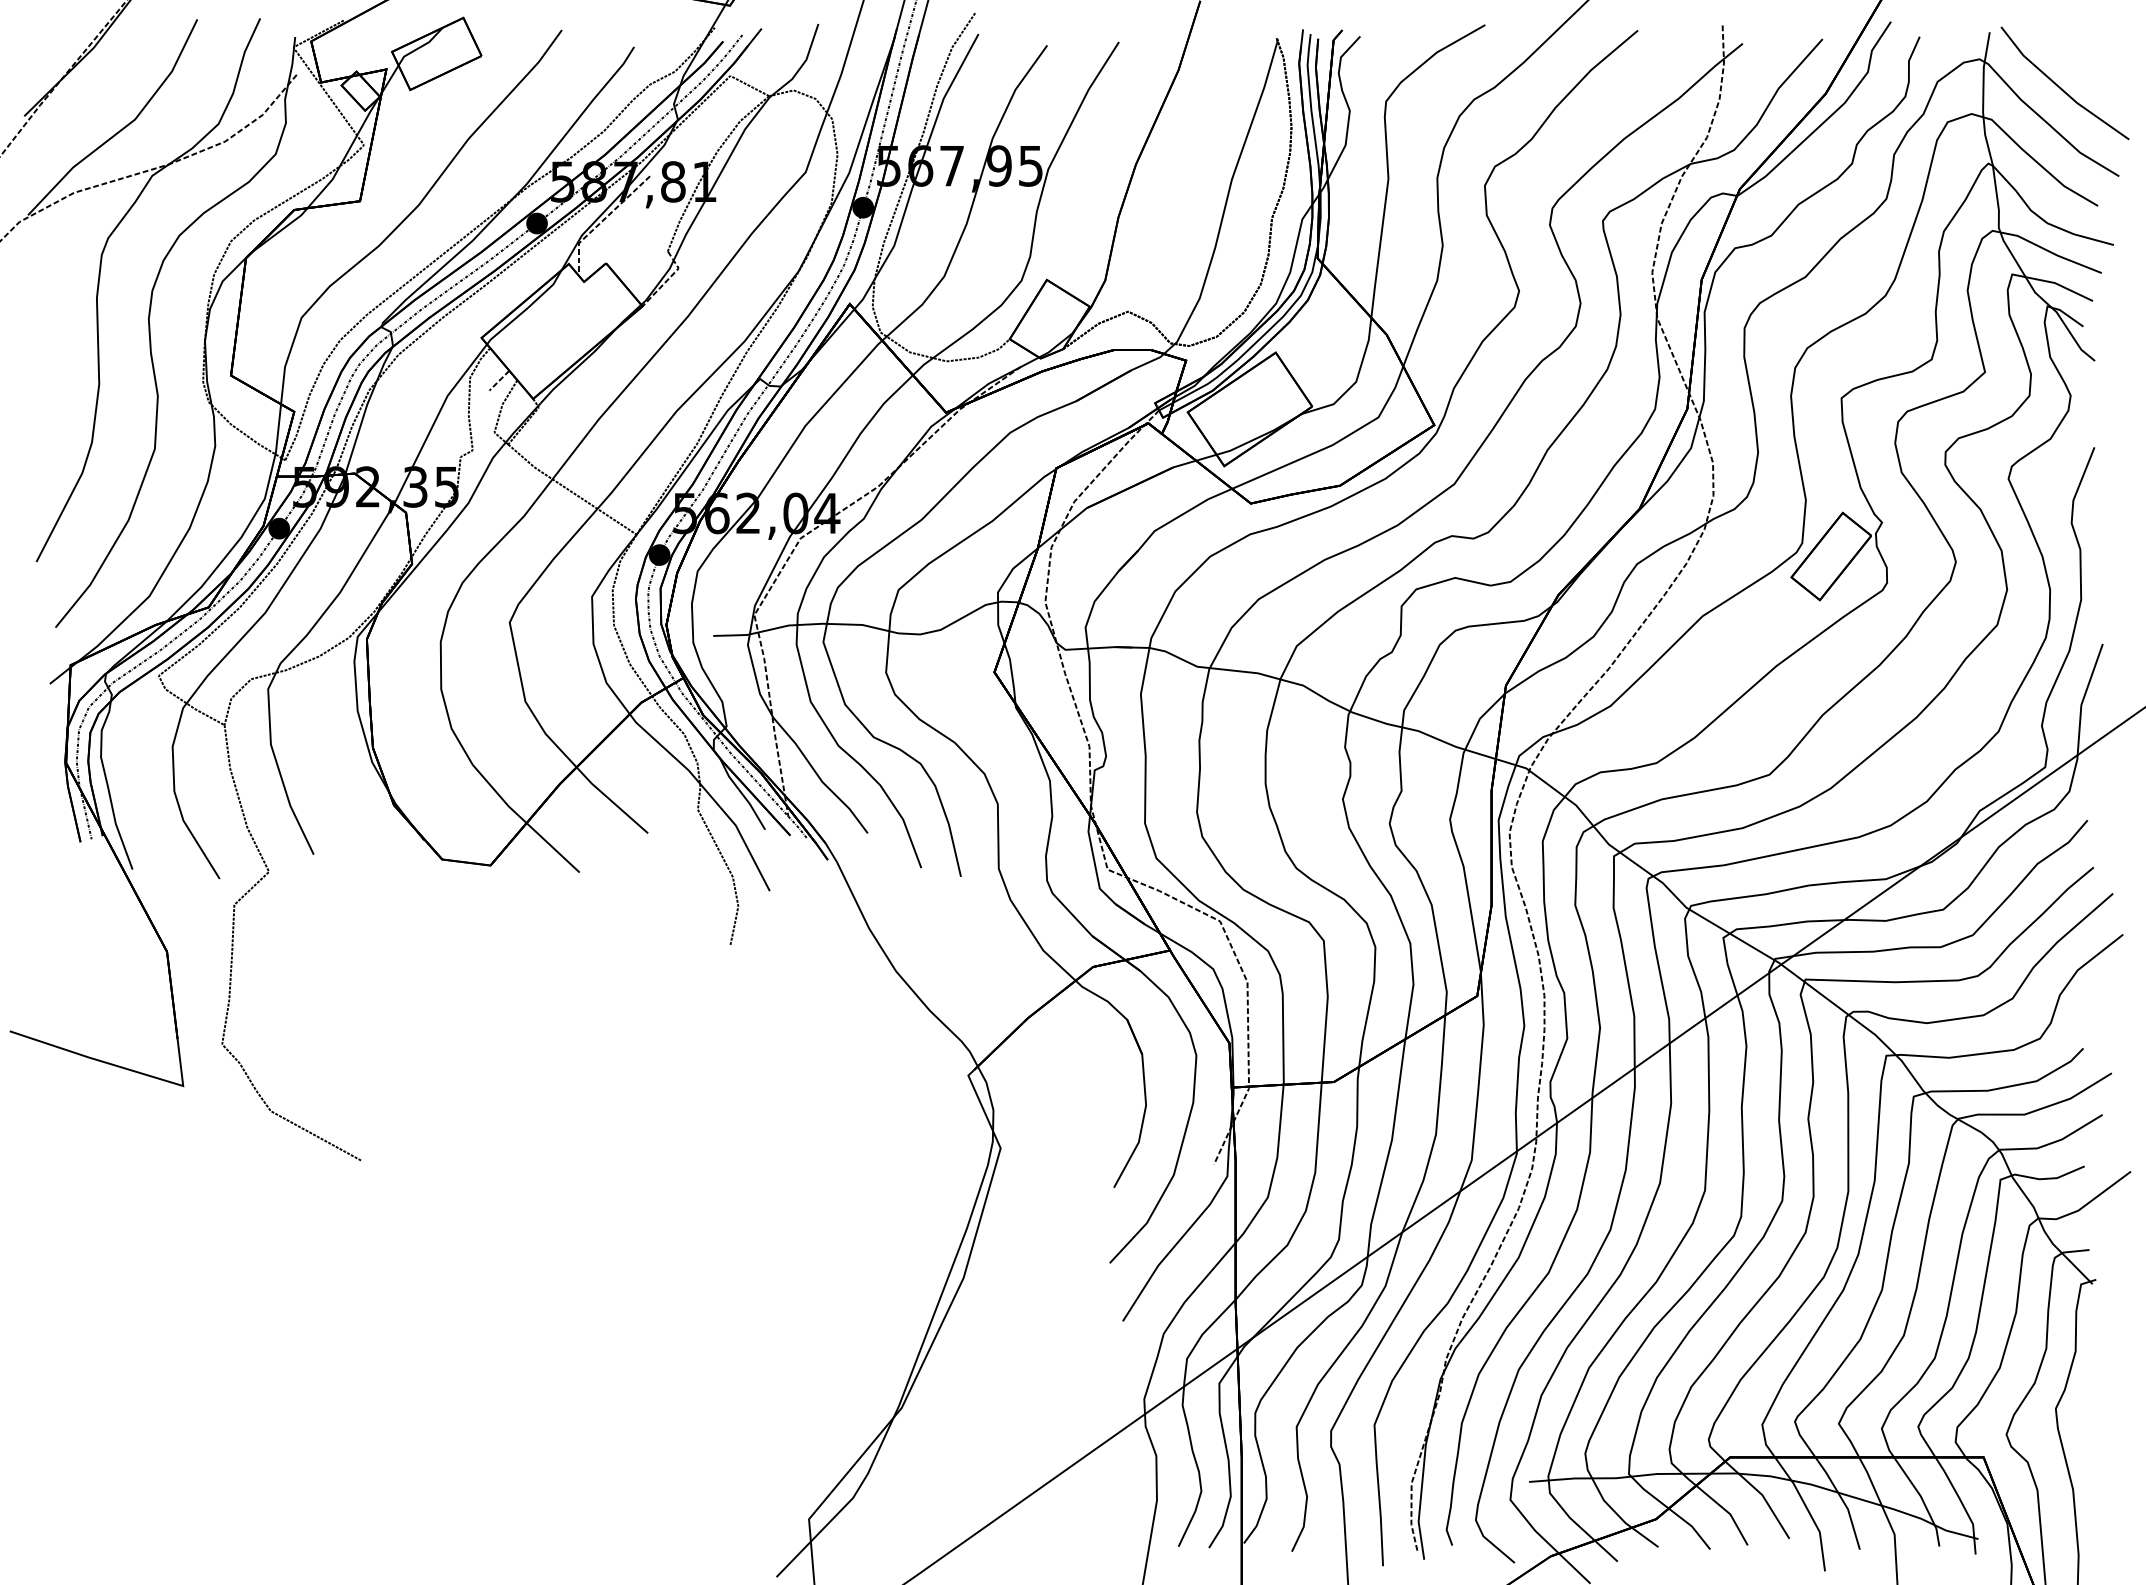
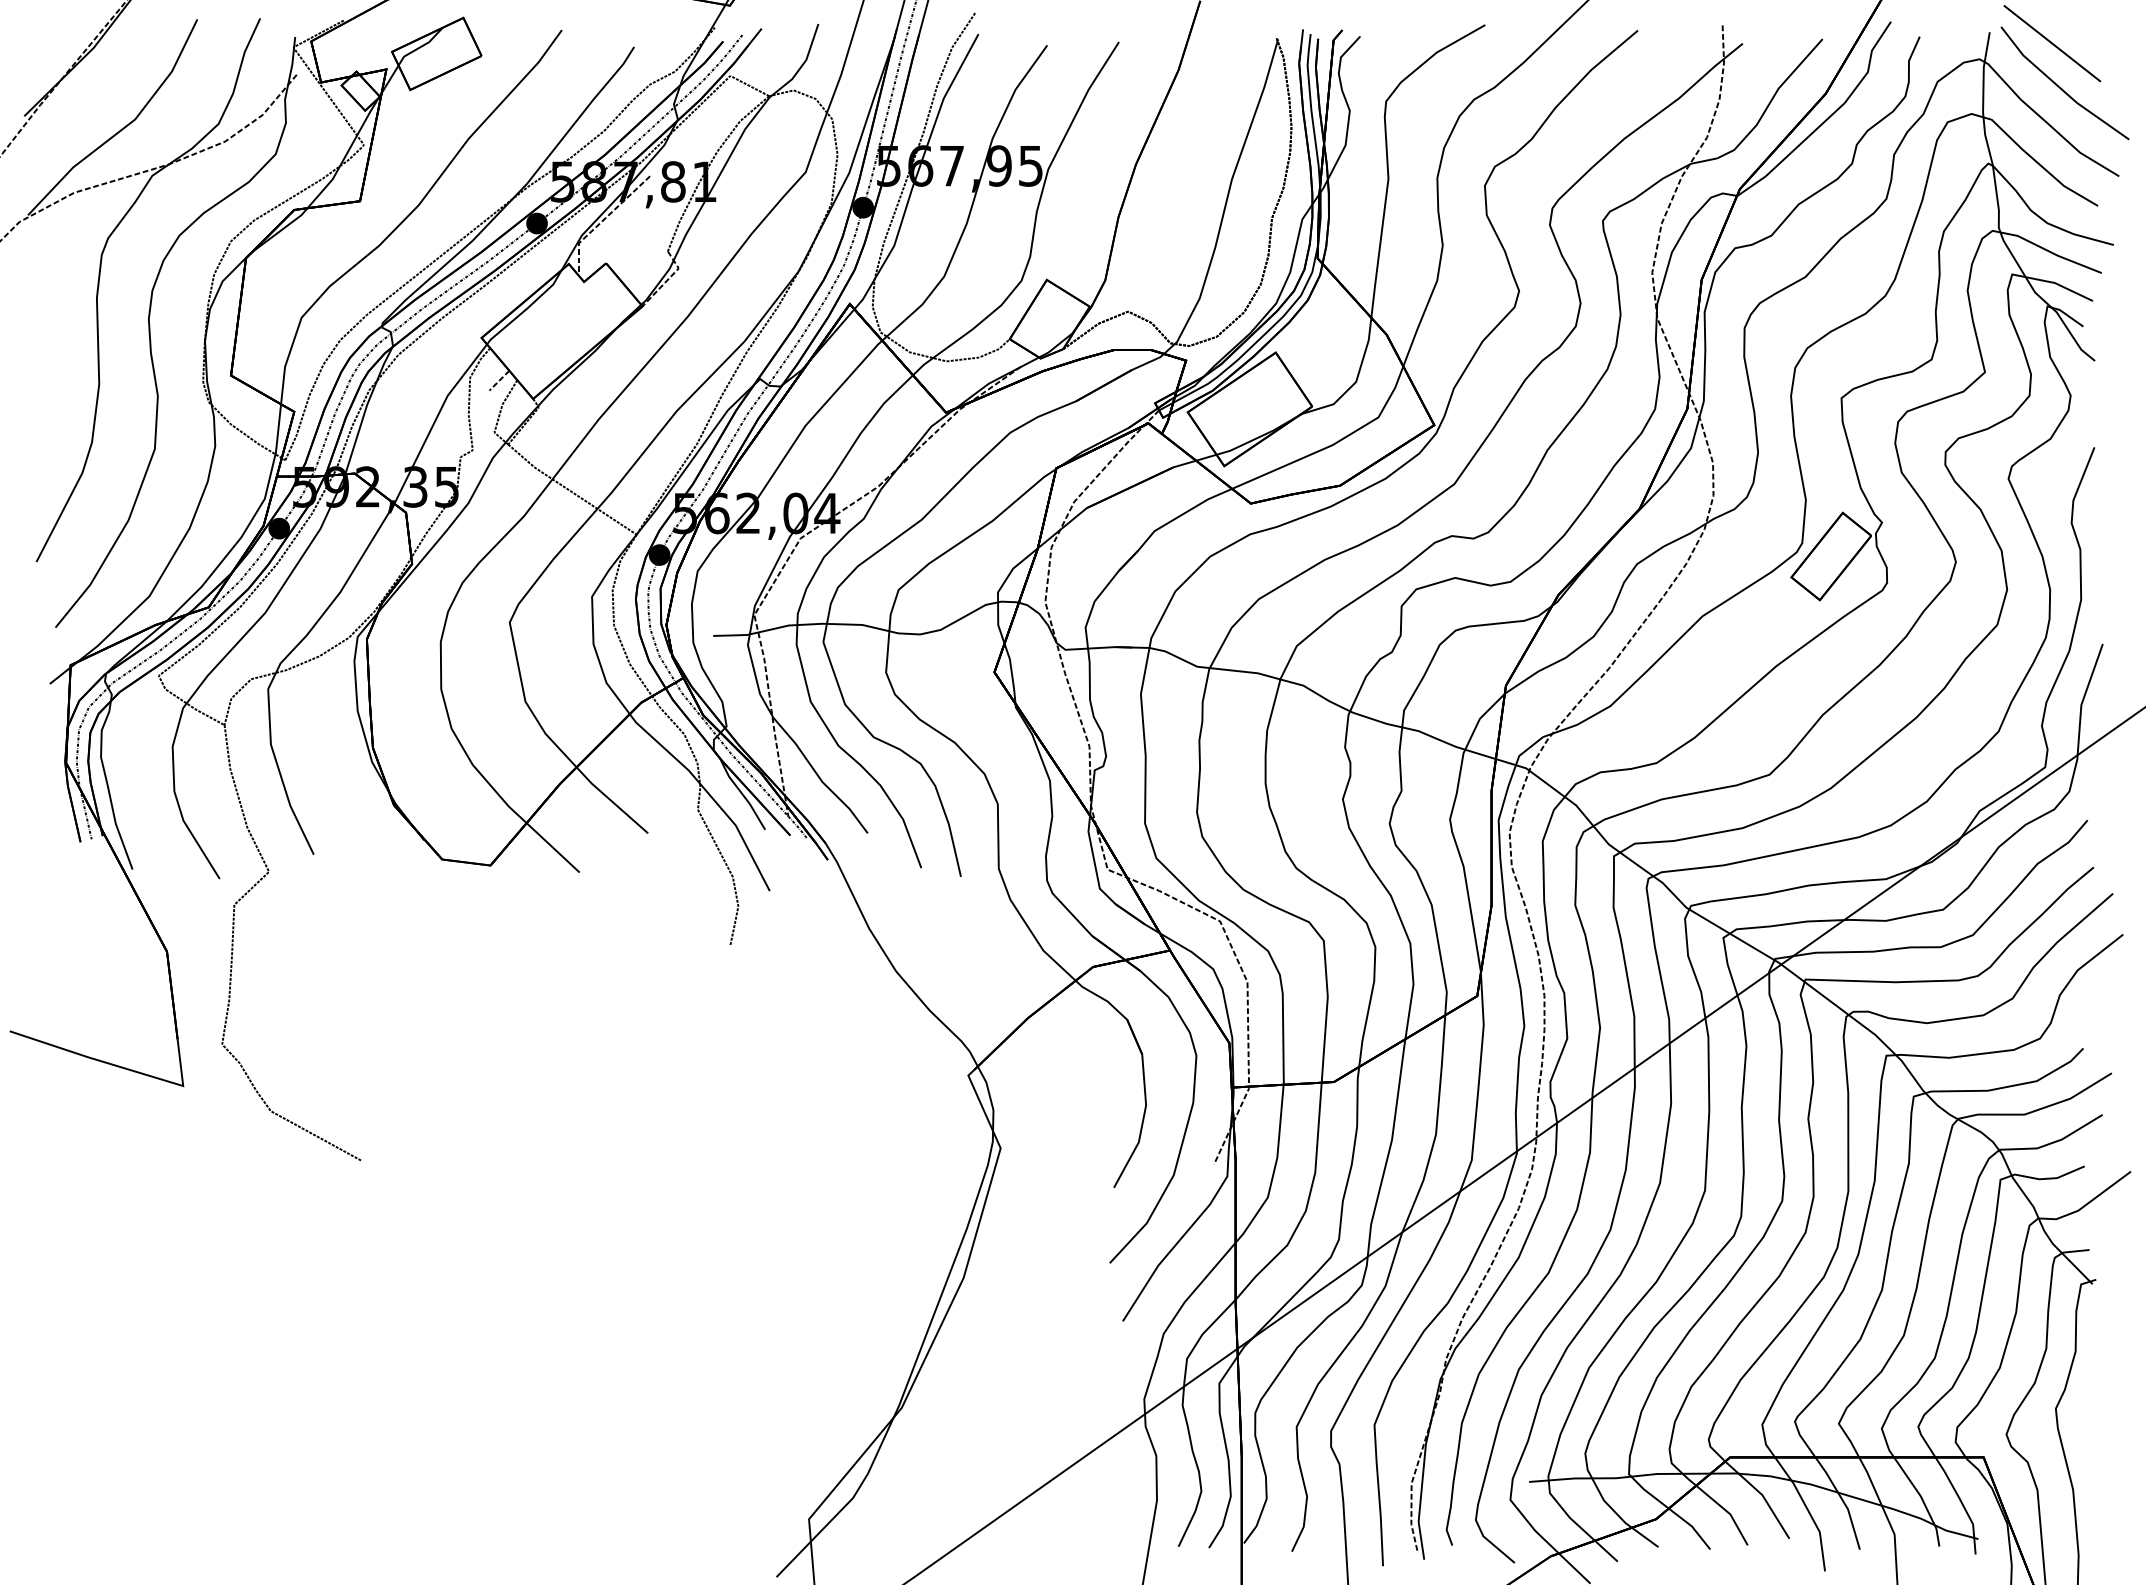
line: none -> present (2052, 43)
